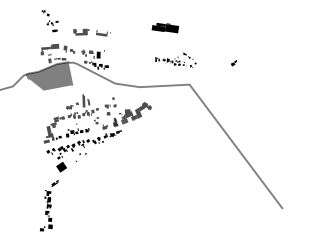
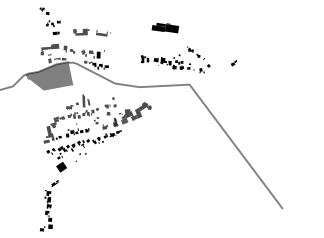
part size: 18x23 px -> 22x28 px (49, 20)
part size: 42x16 px -> 70x28 px (175, 59)
